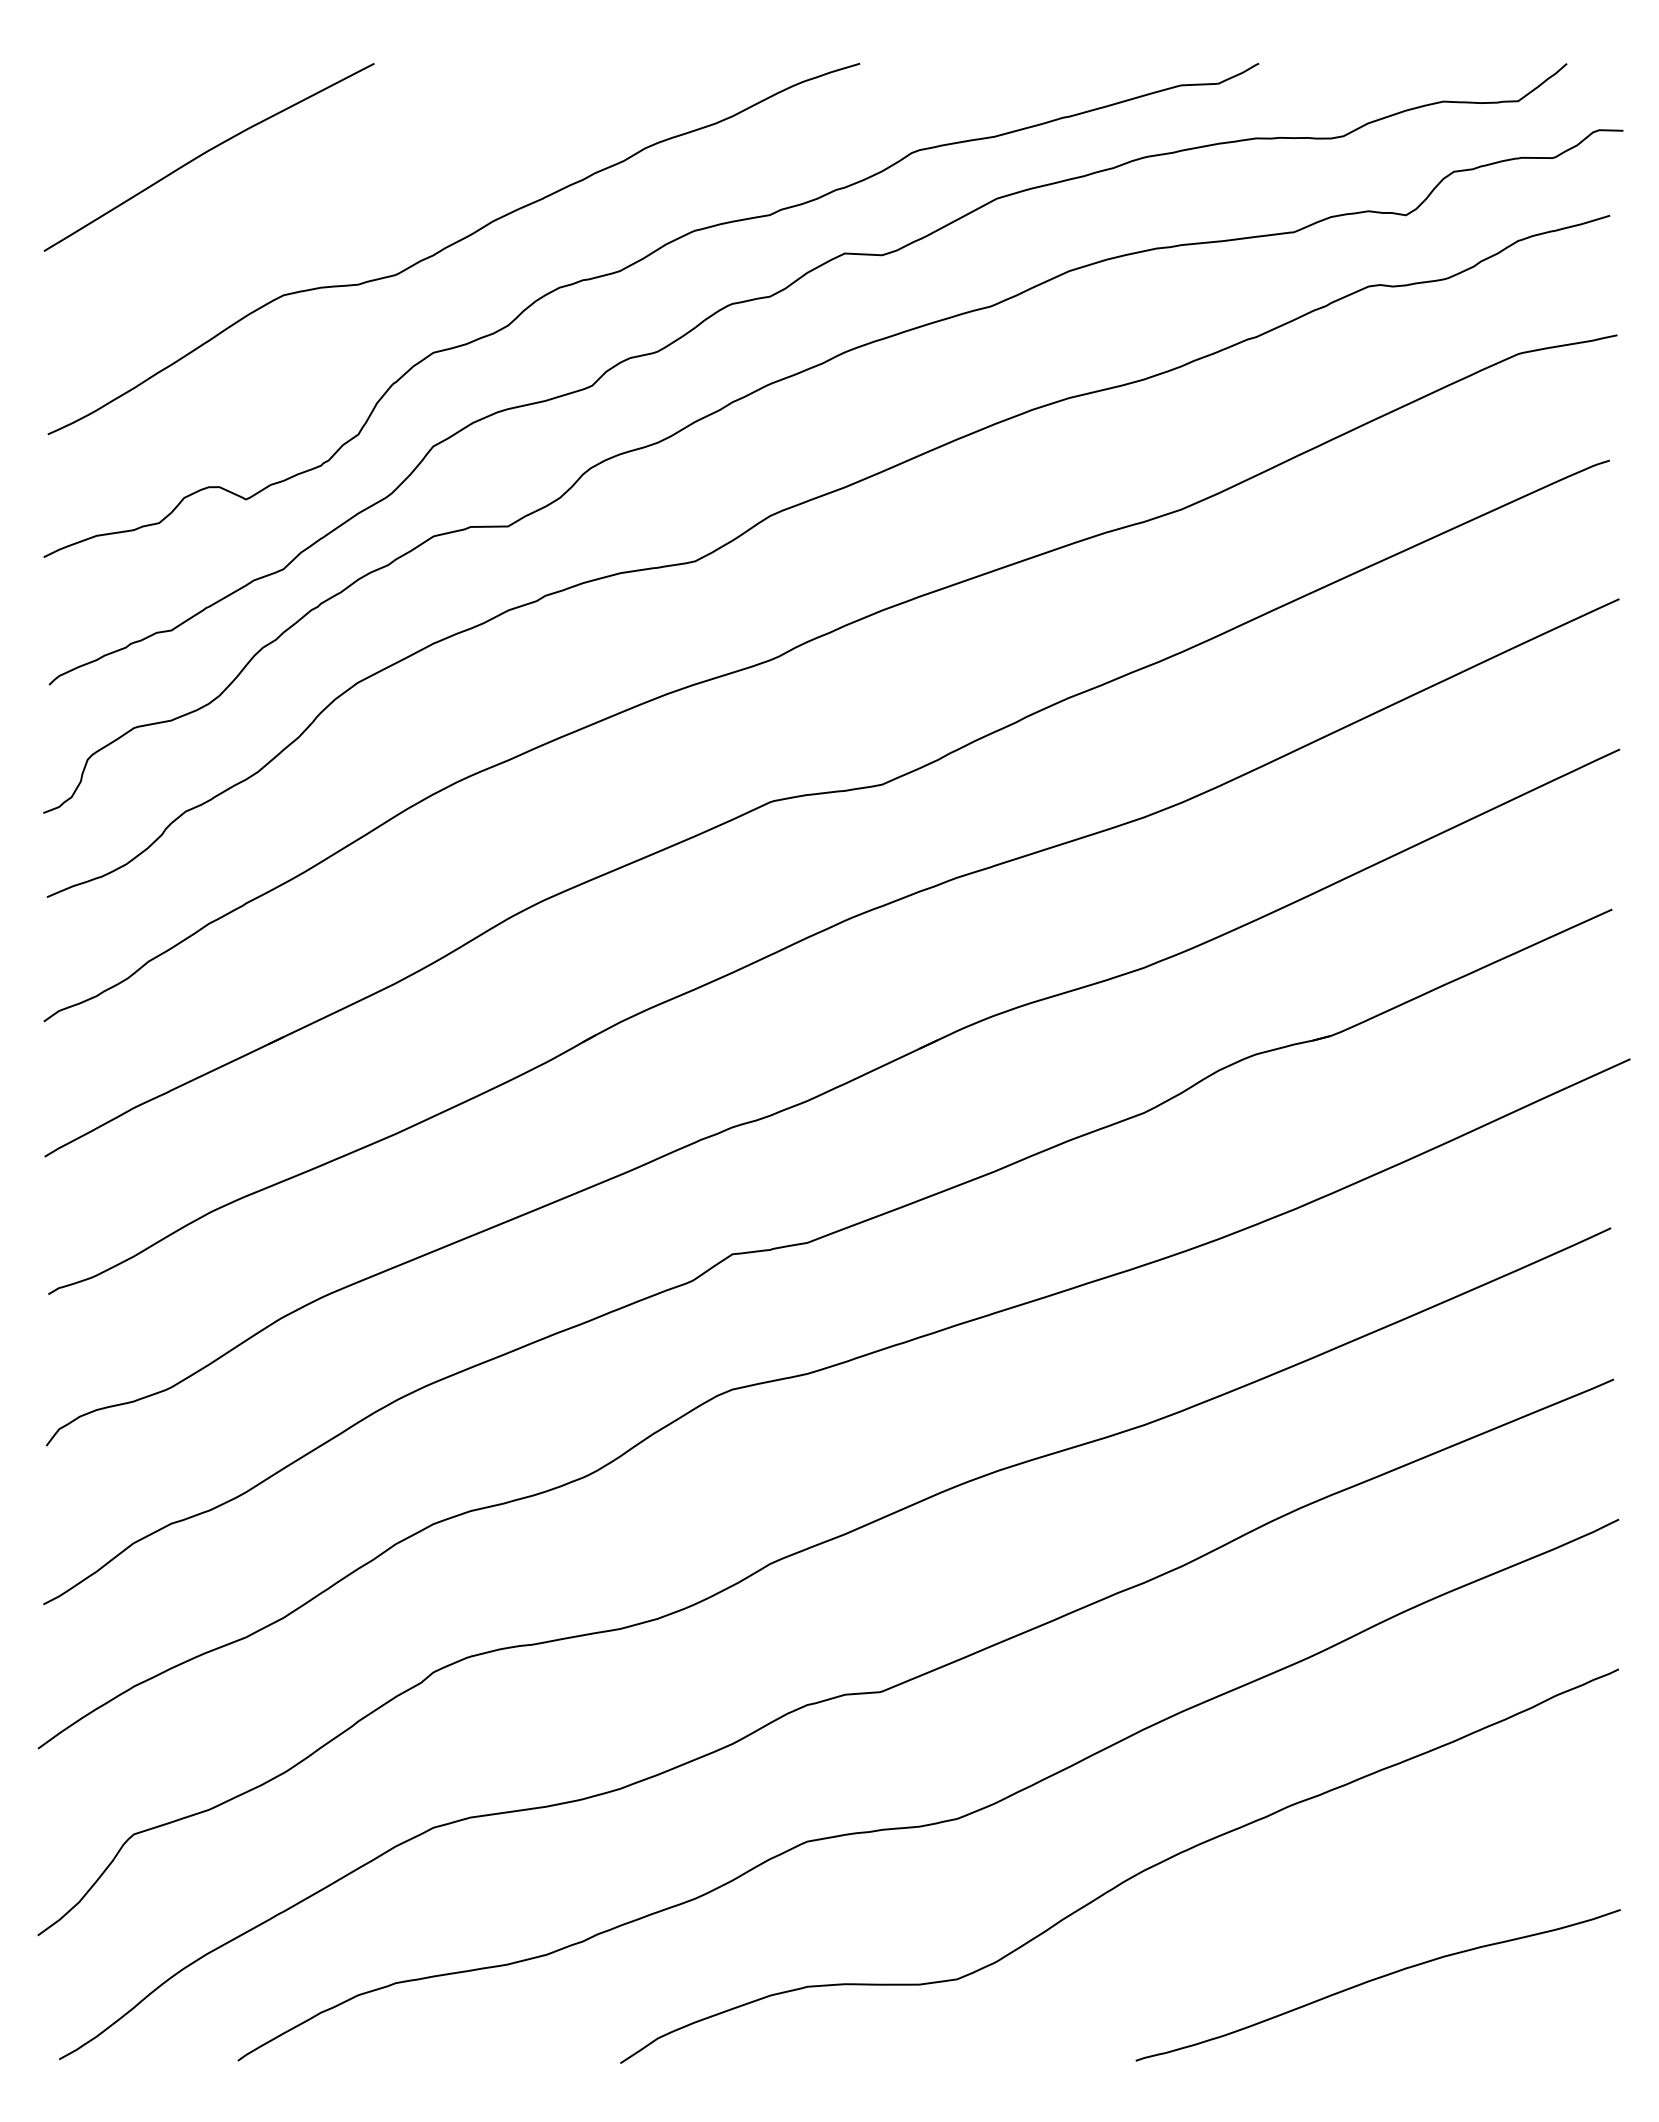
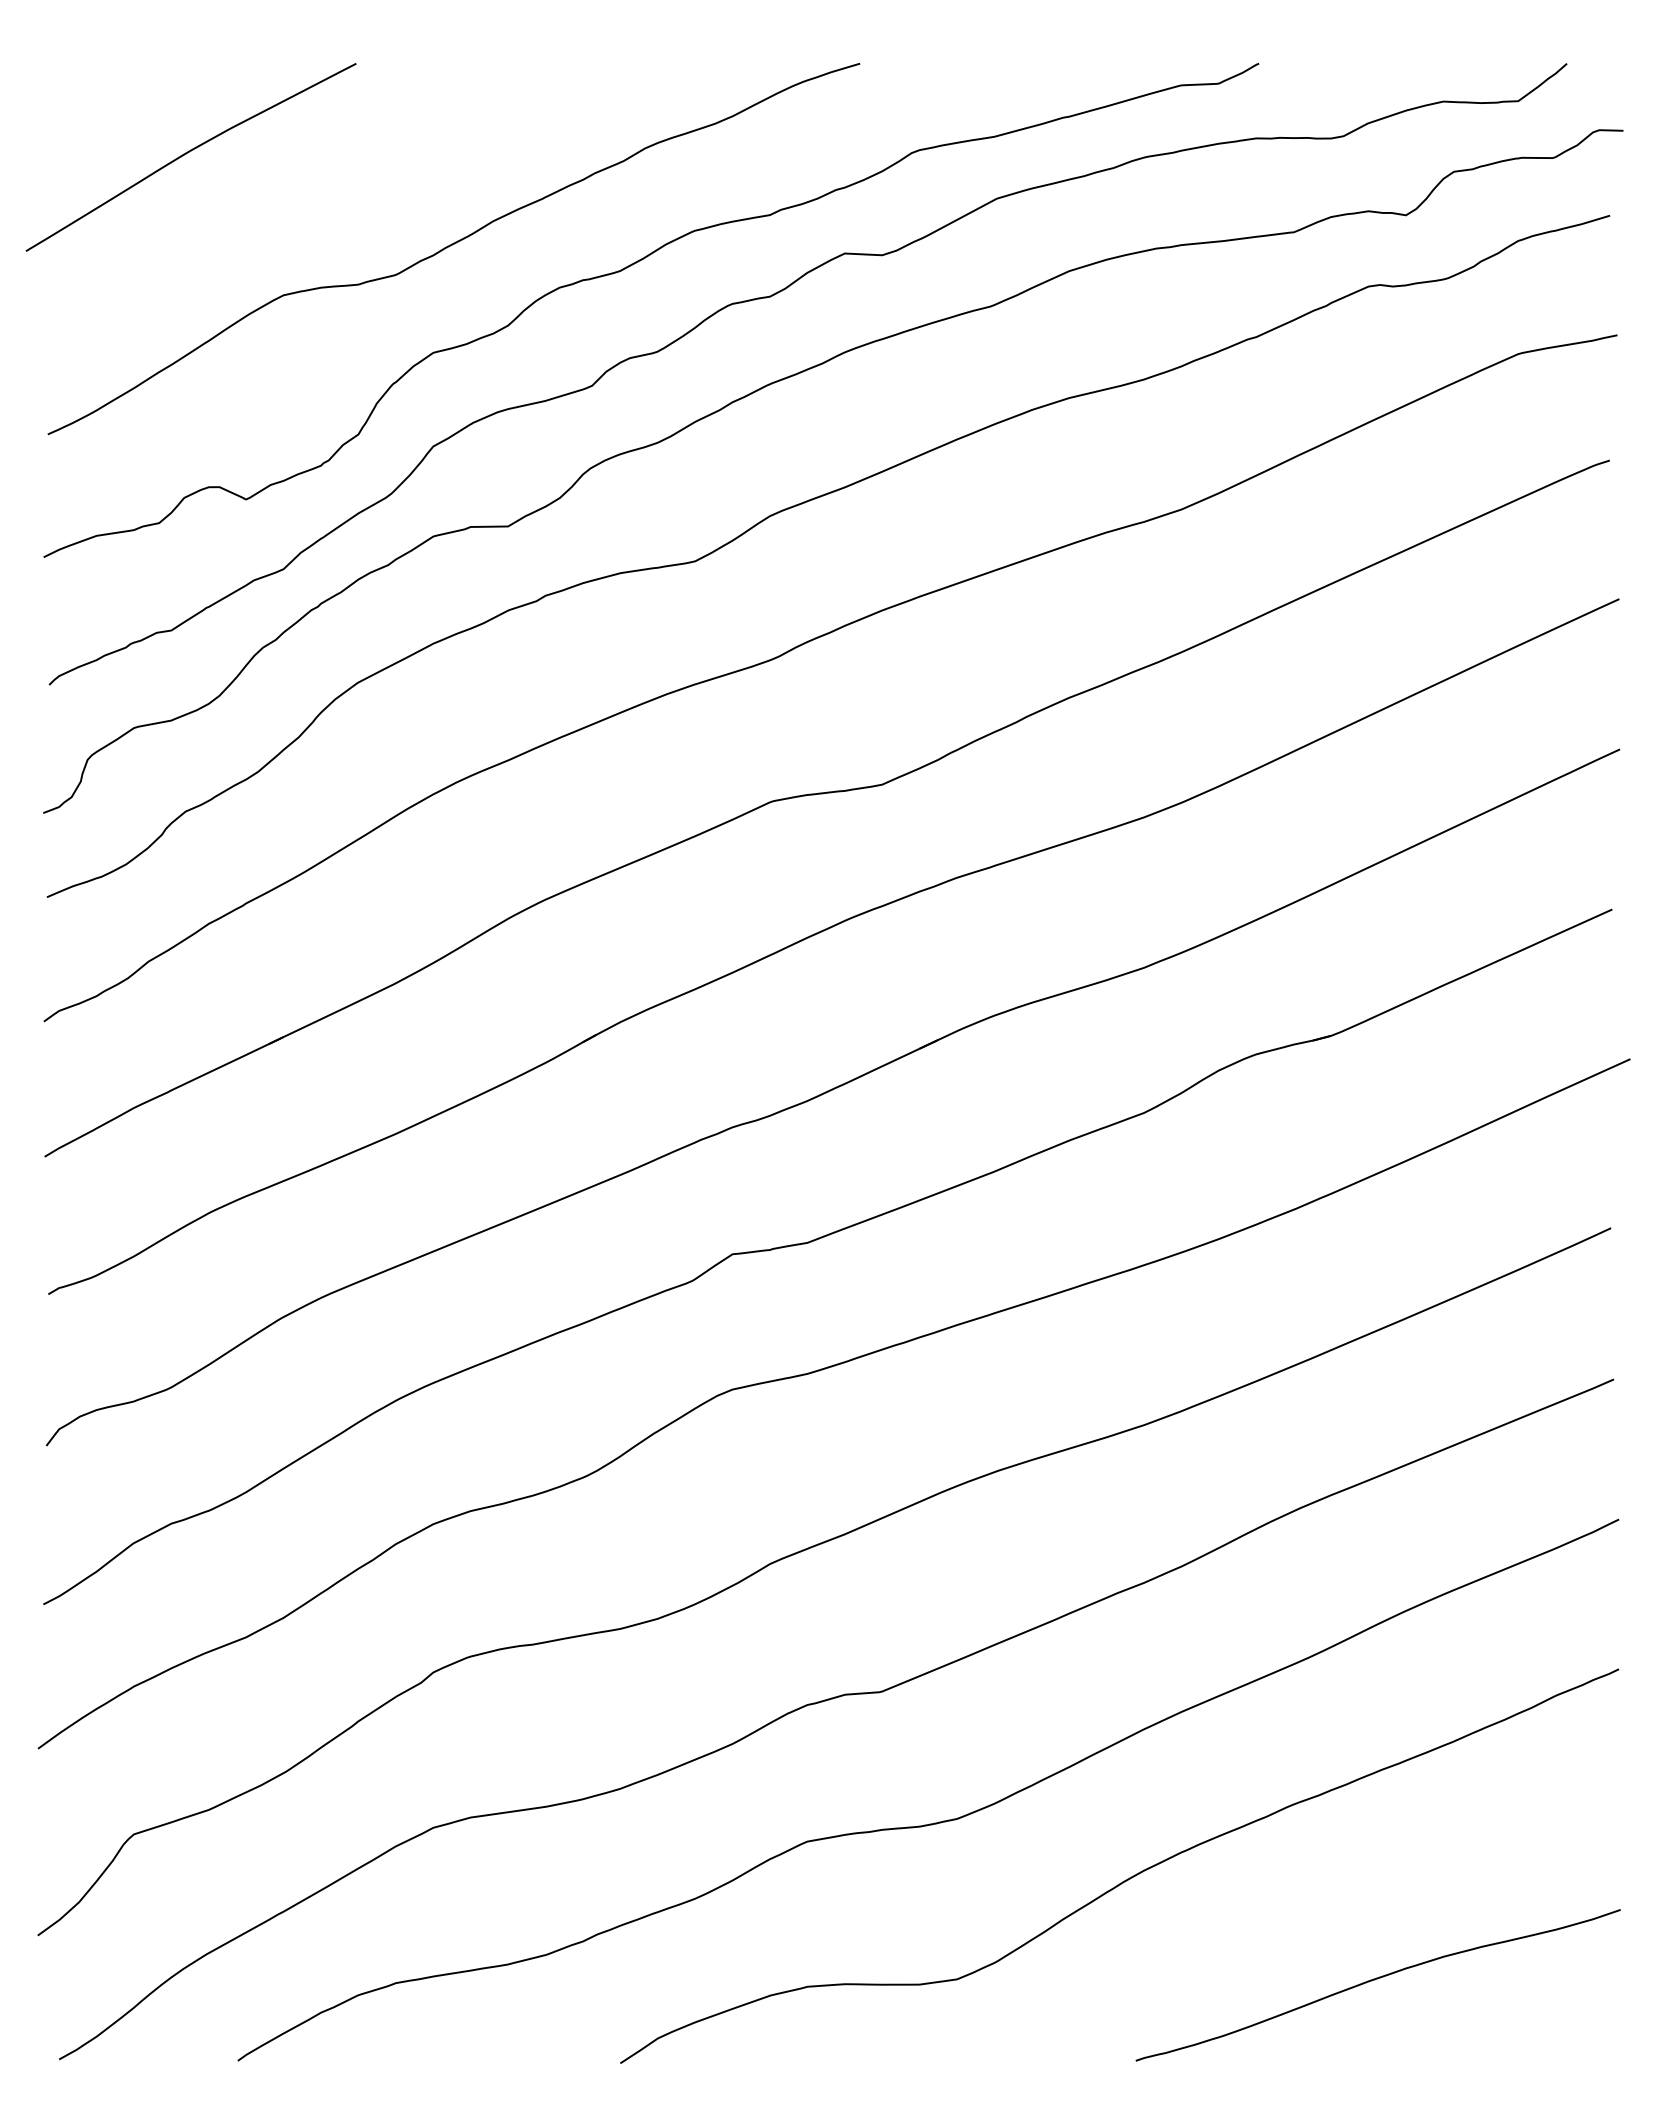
curve position: (206, 153) -> (188, 153) (188, 153)
